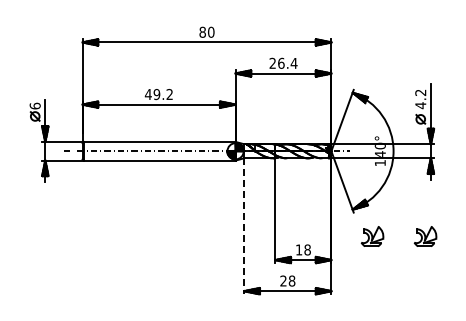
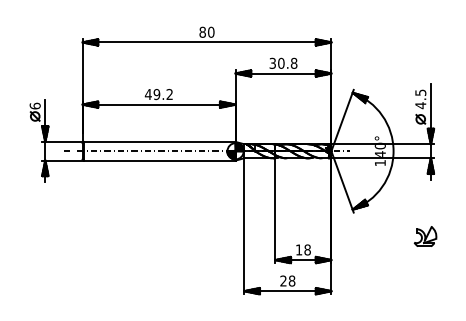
text: 26.4 -> 30.8 (283, 62)
text: 4.2 -> 4.5 (420, 92)
line: dashed -> solid (244, 226)
part: present -> none (372, 236)
